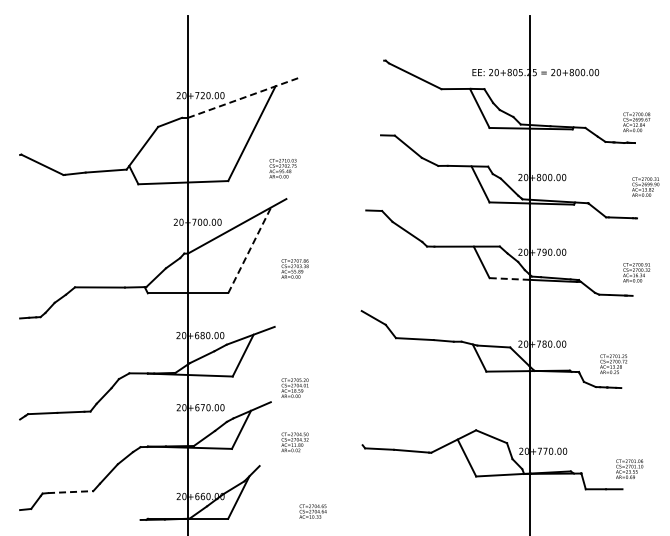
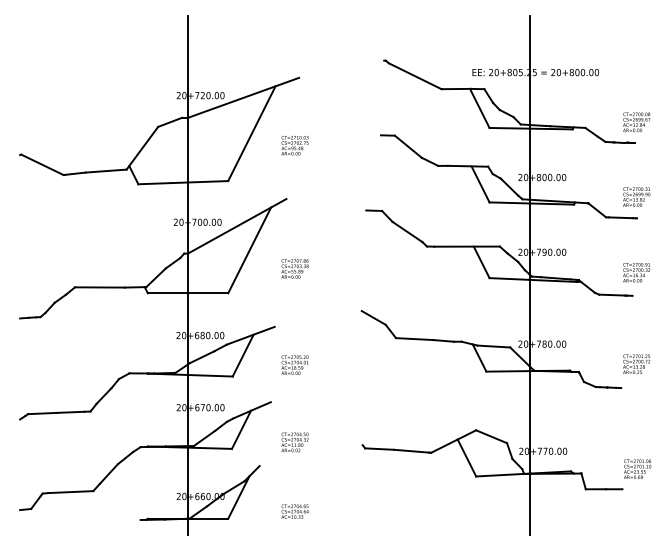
line: dashed -> solid (244, 97)
text position: (282, 168) -> (294, 145) (294, 145)
text position: (645, 186) -> (636, 196) (636, 196)
line: dashed -> solid (249, 250)
line: dashed -> solid (509, 278)
text position: (613, 363) -> (636, 363) (636, 363)
text position: (294, 387) -> (294, 364) (294, 364)
text position: (629, 468) -> (637, 468) (637, 468)
line: dashed -> solid (70, 492)
text position: (312, 511) -> (294, 511) (294, 511)
